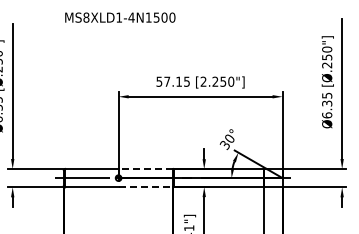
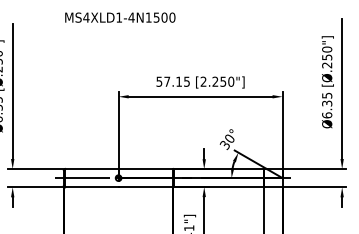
text: MS8XLD1-4N1500 -> MS4XLD1-4N1500 (86, 17)
line: dashed -> solid (145, 169)
line: dashed -> solid (146, 187)
